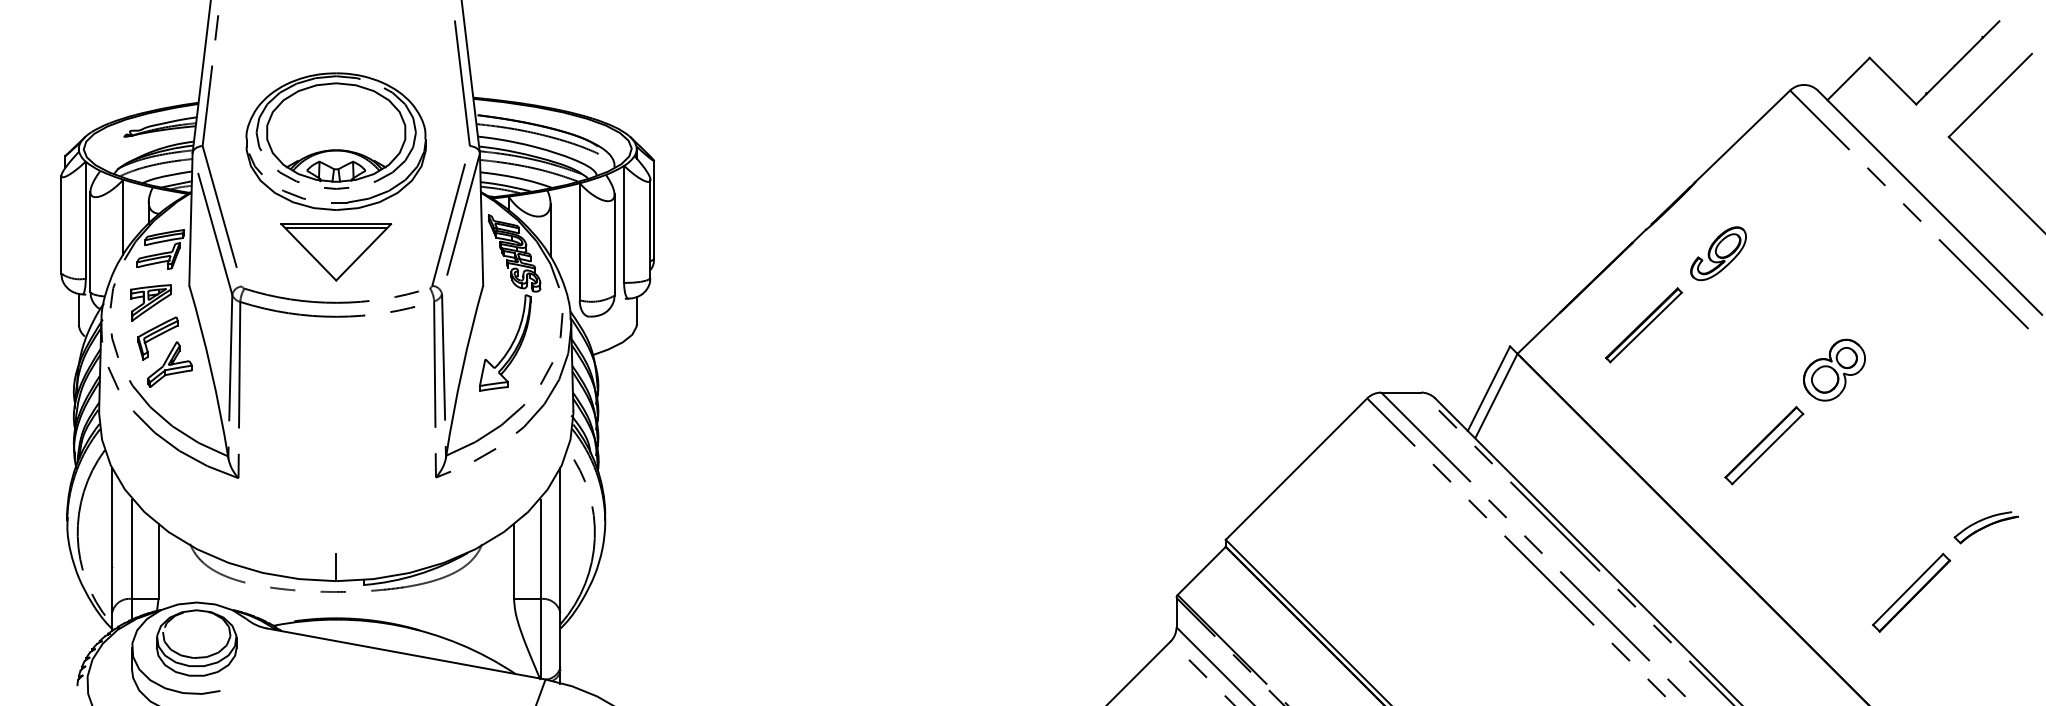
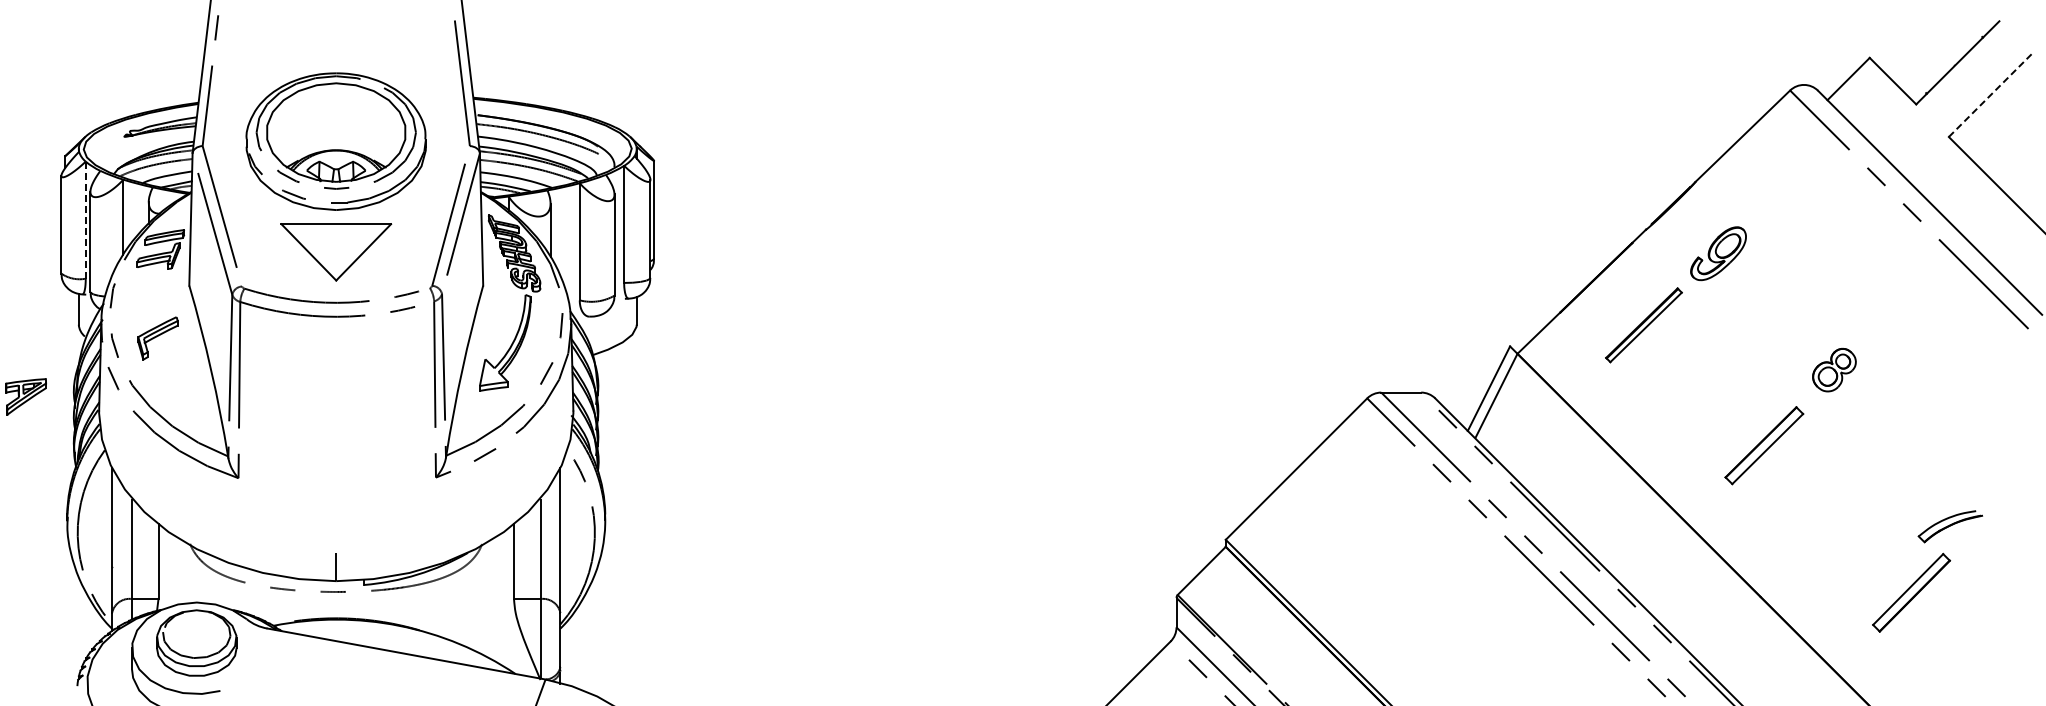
line: solid -> dashed (1990, 95)
line: solid -> dashed (85, 220)
line: present -> none (335, 228)
part position: (150, 302) -> (25, 396) (25, 396)
part: present -> none (169, 364)
part size: 63x64 px -> 45x46 px (1834, 369)
part position: (1986, 527) -> (1950, 526) (1950, 526)
